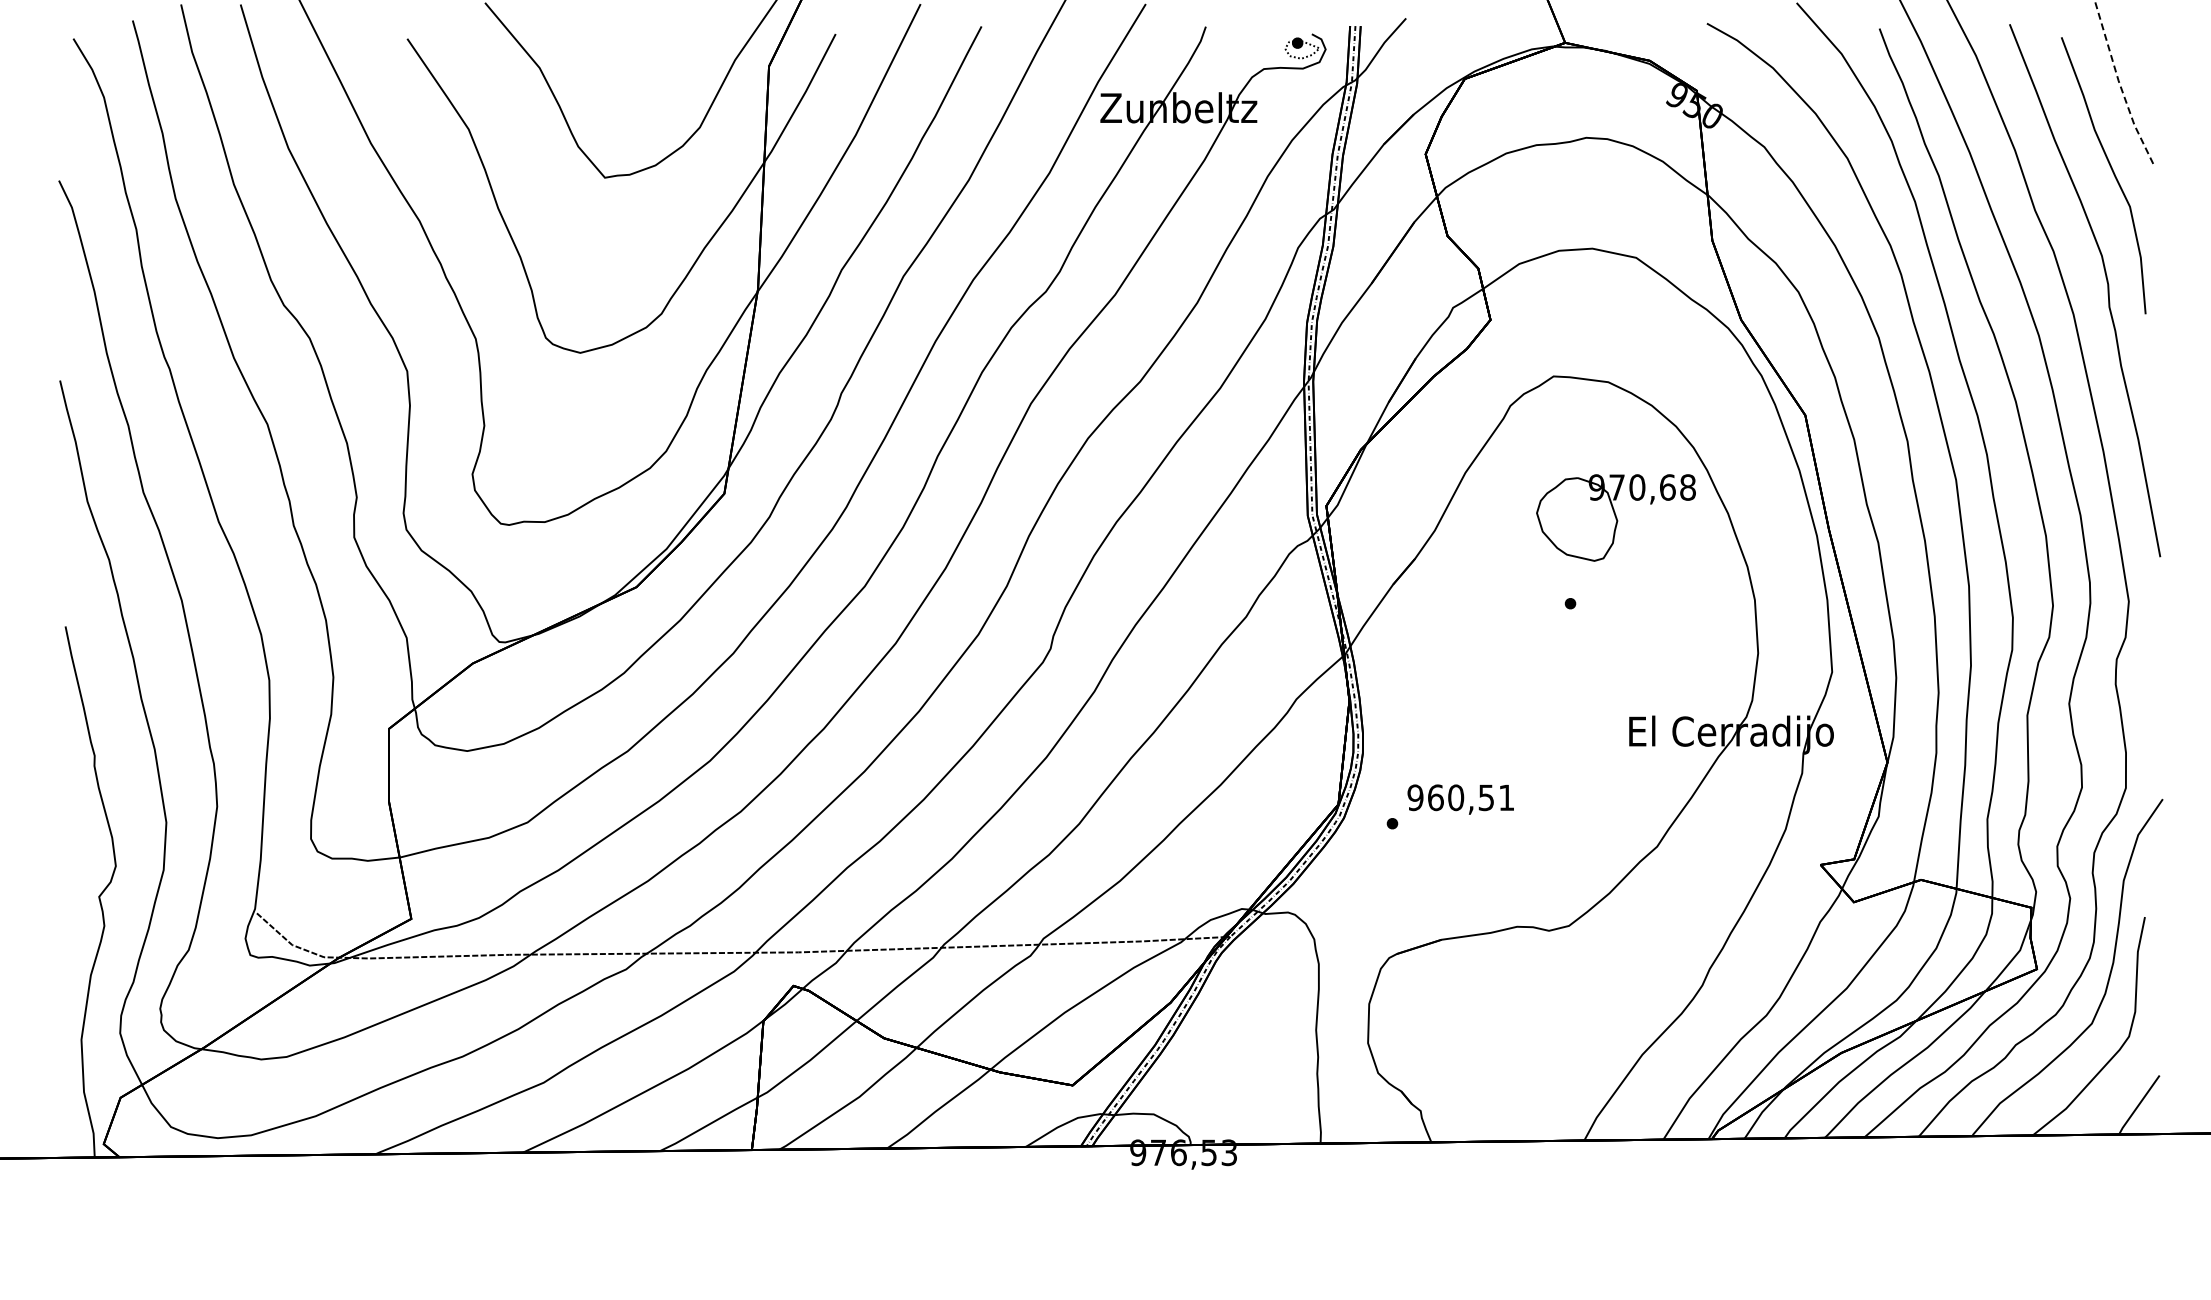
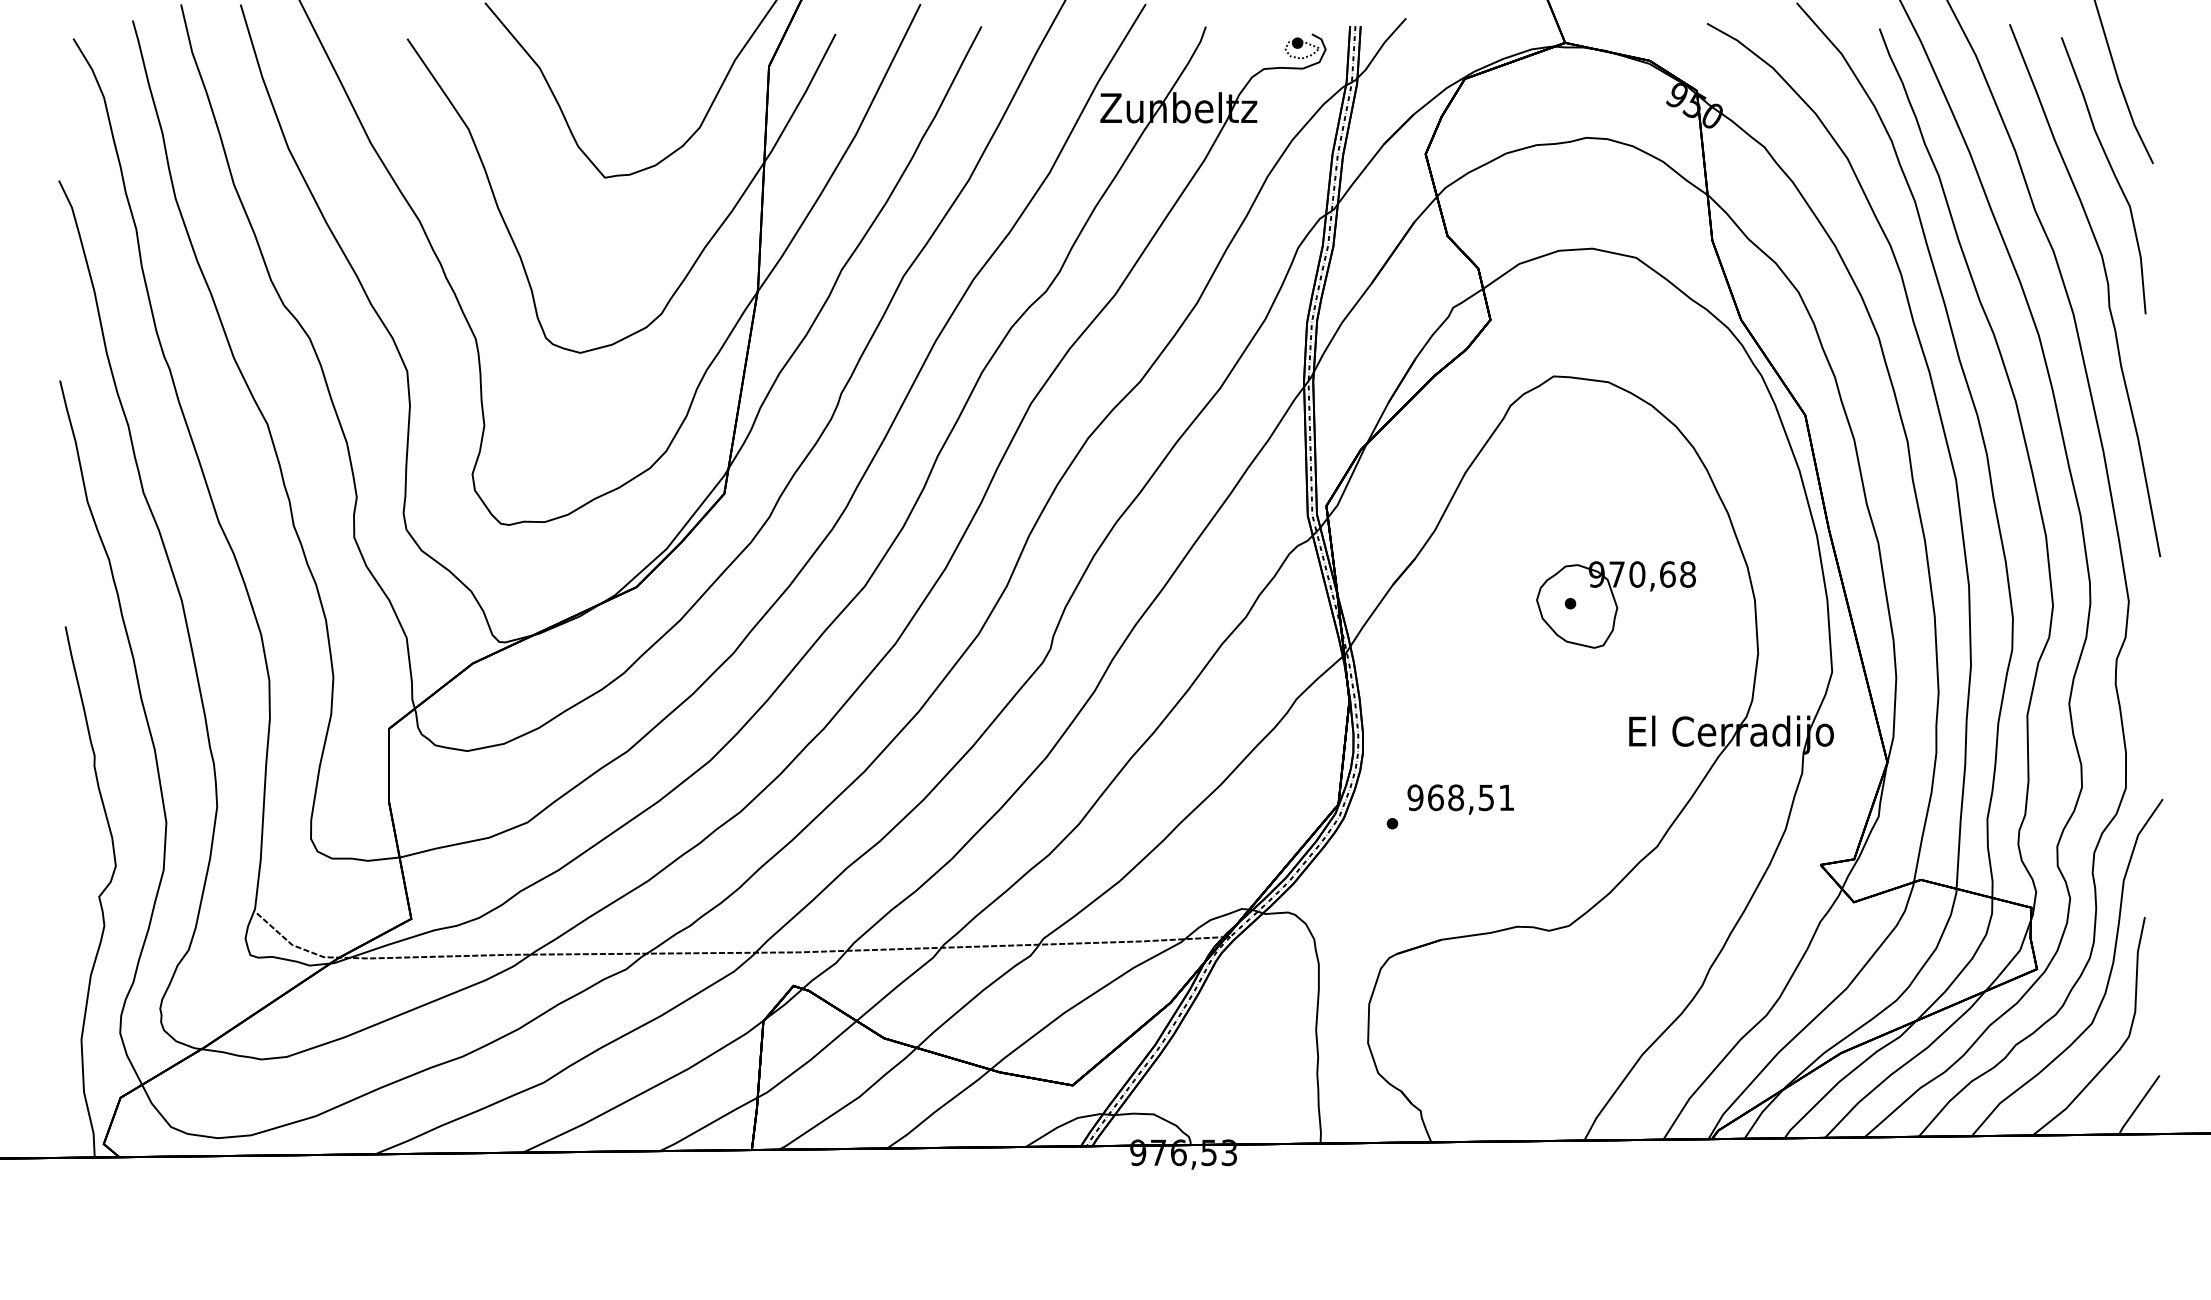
line: dashed -> solid (2119, 83)
part position: (1615, 517) -> (1615, 604) (1615, 604)
text: 960,51 -> 968,51 (1456, 797)
